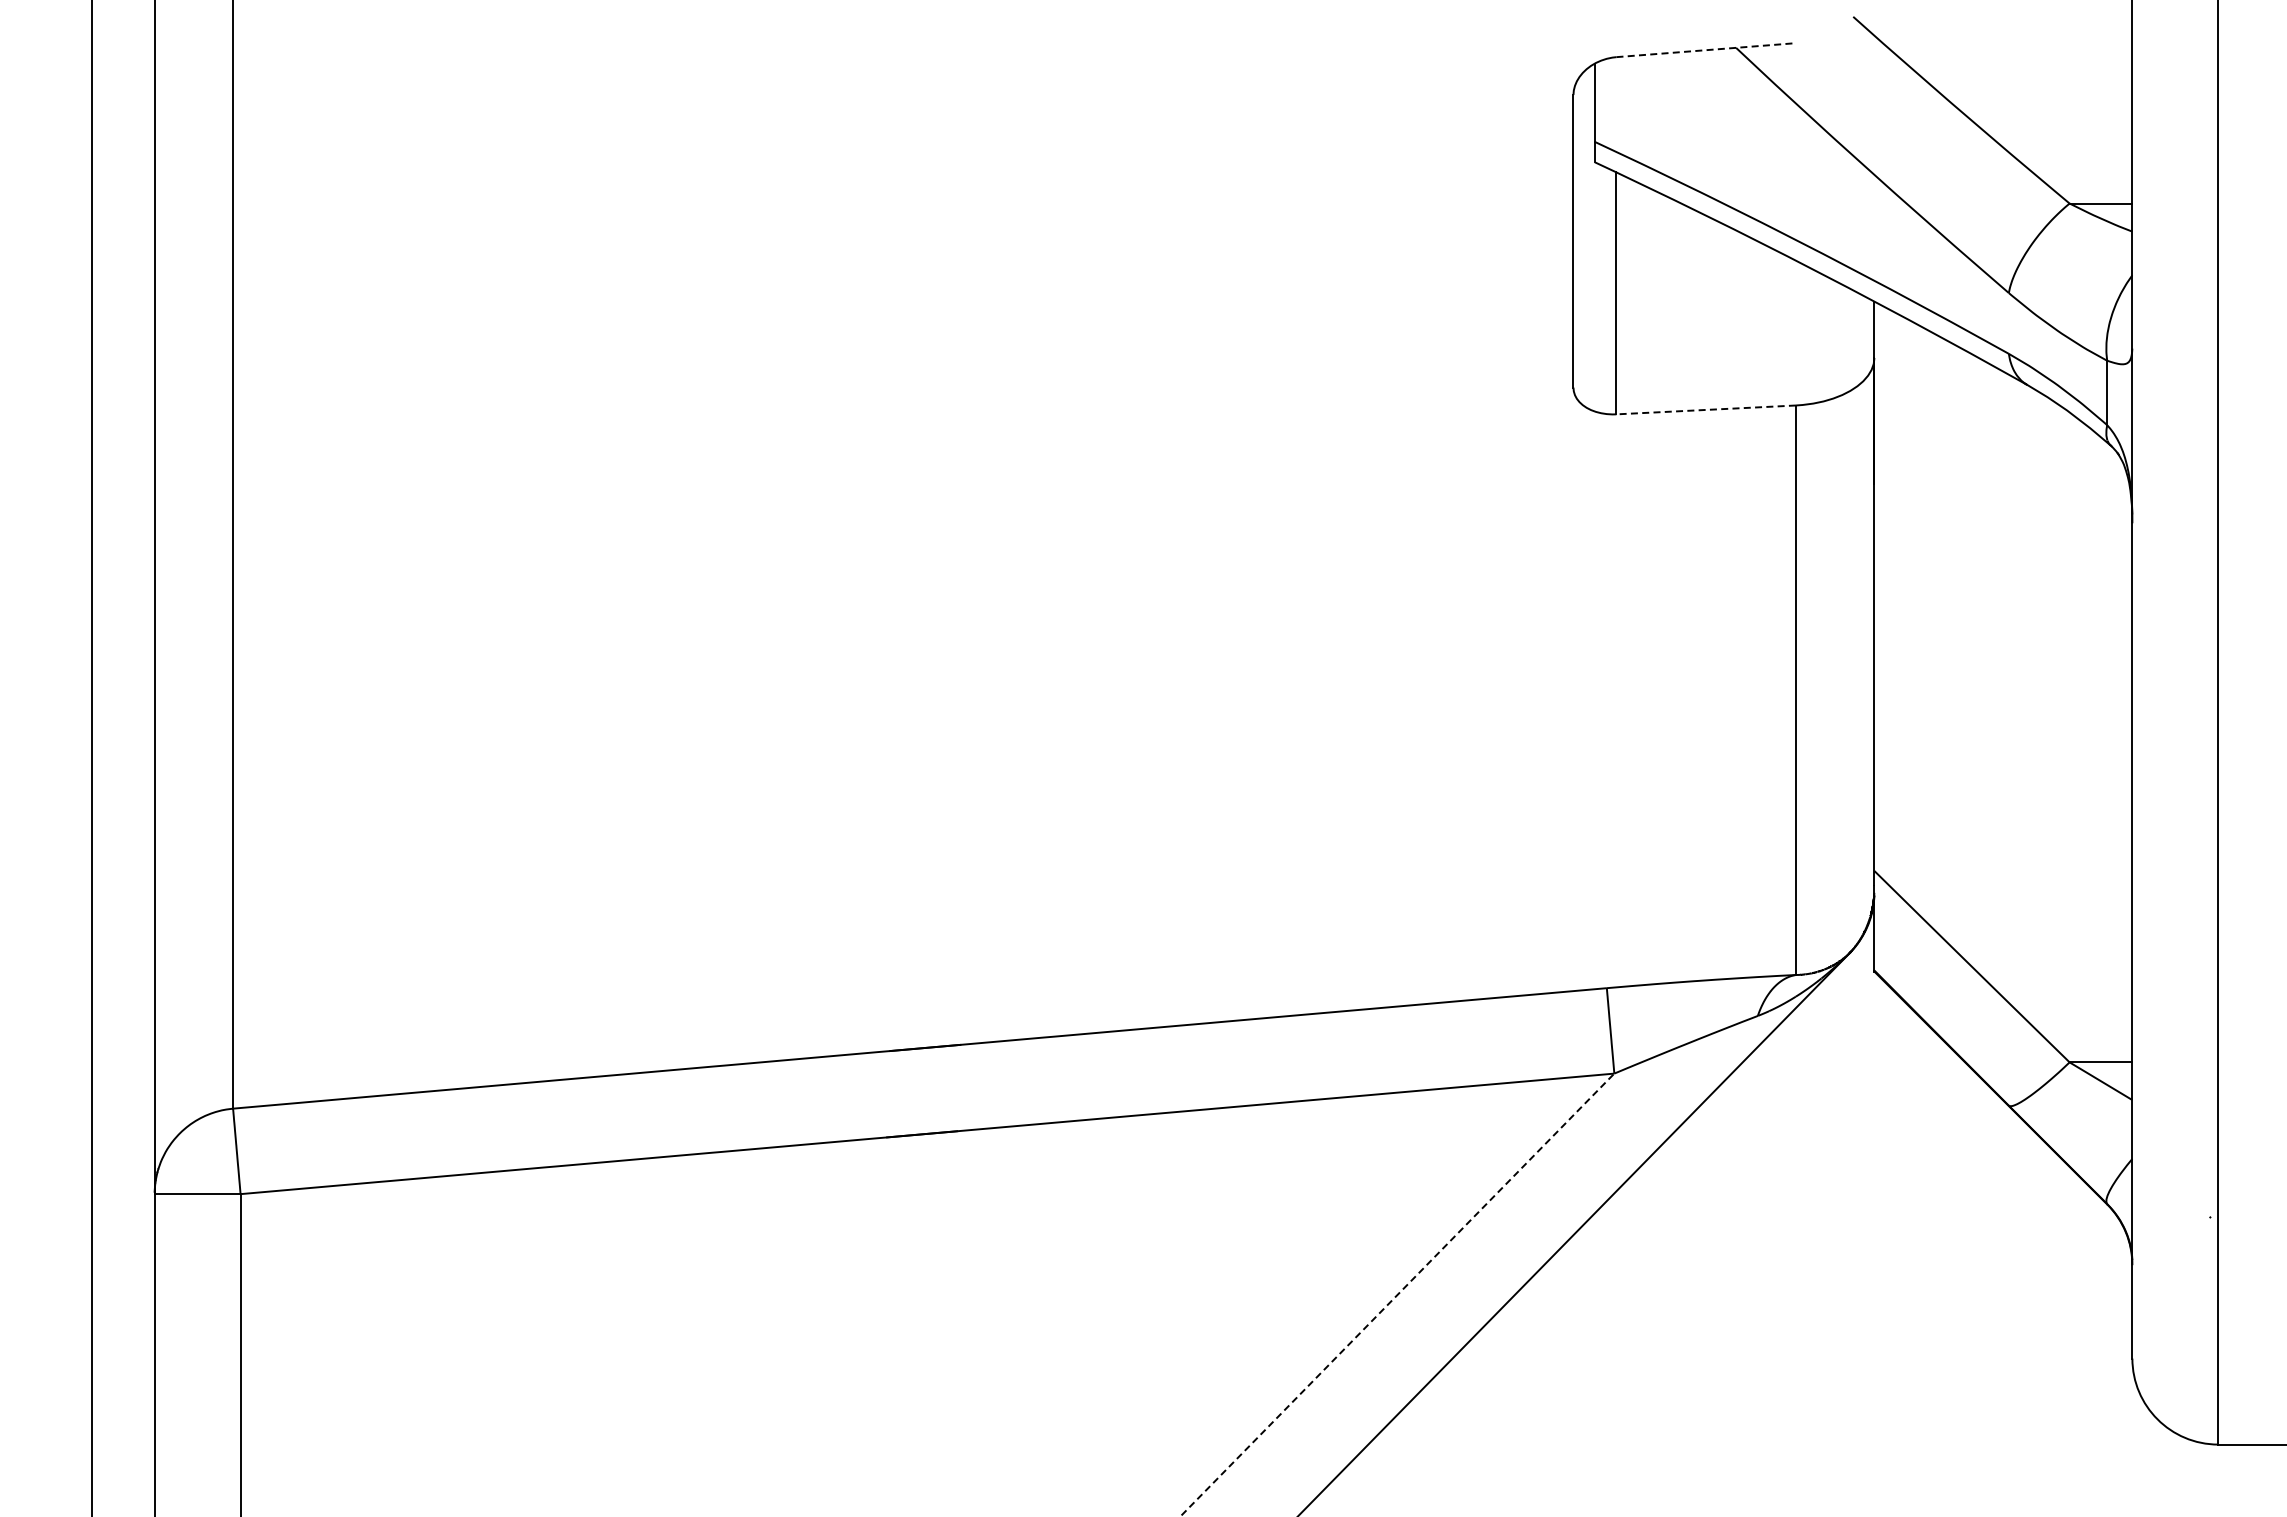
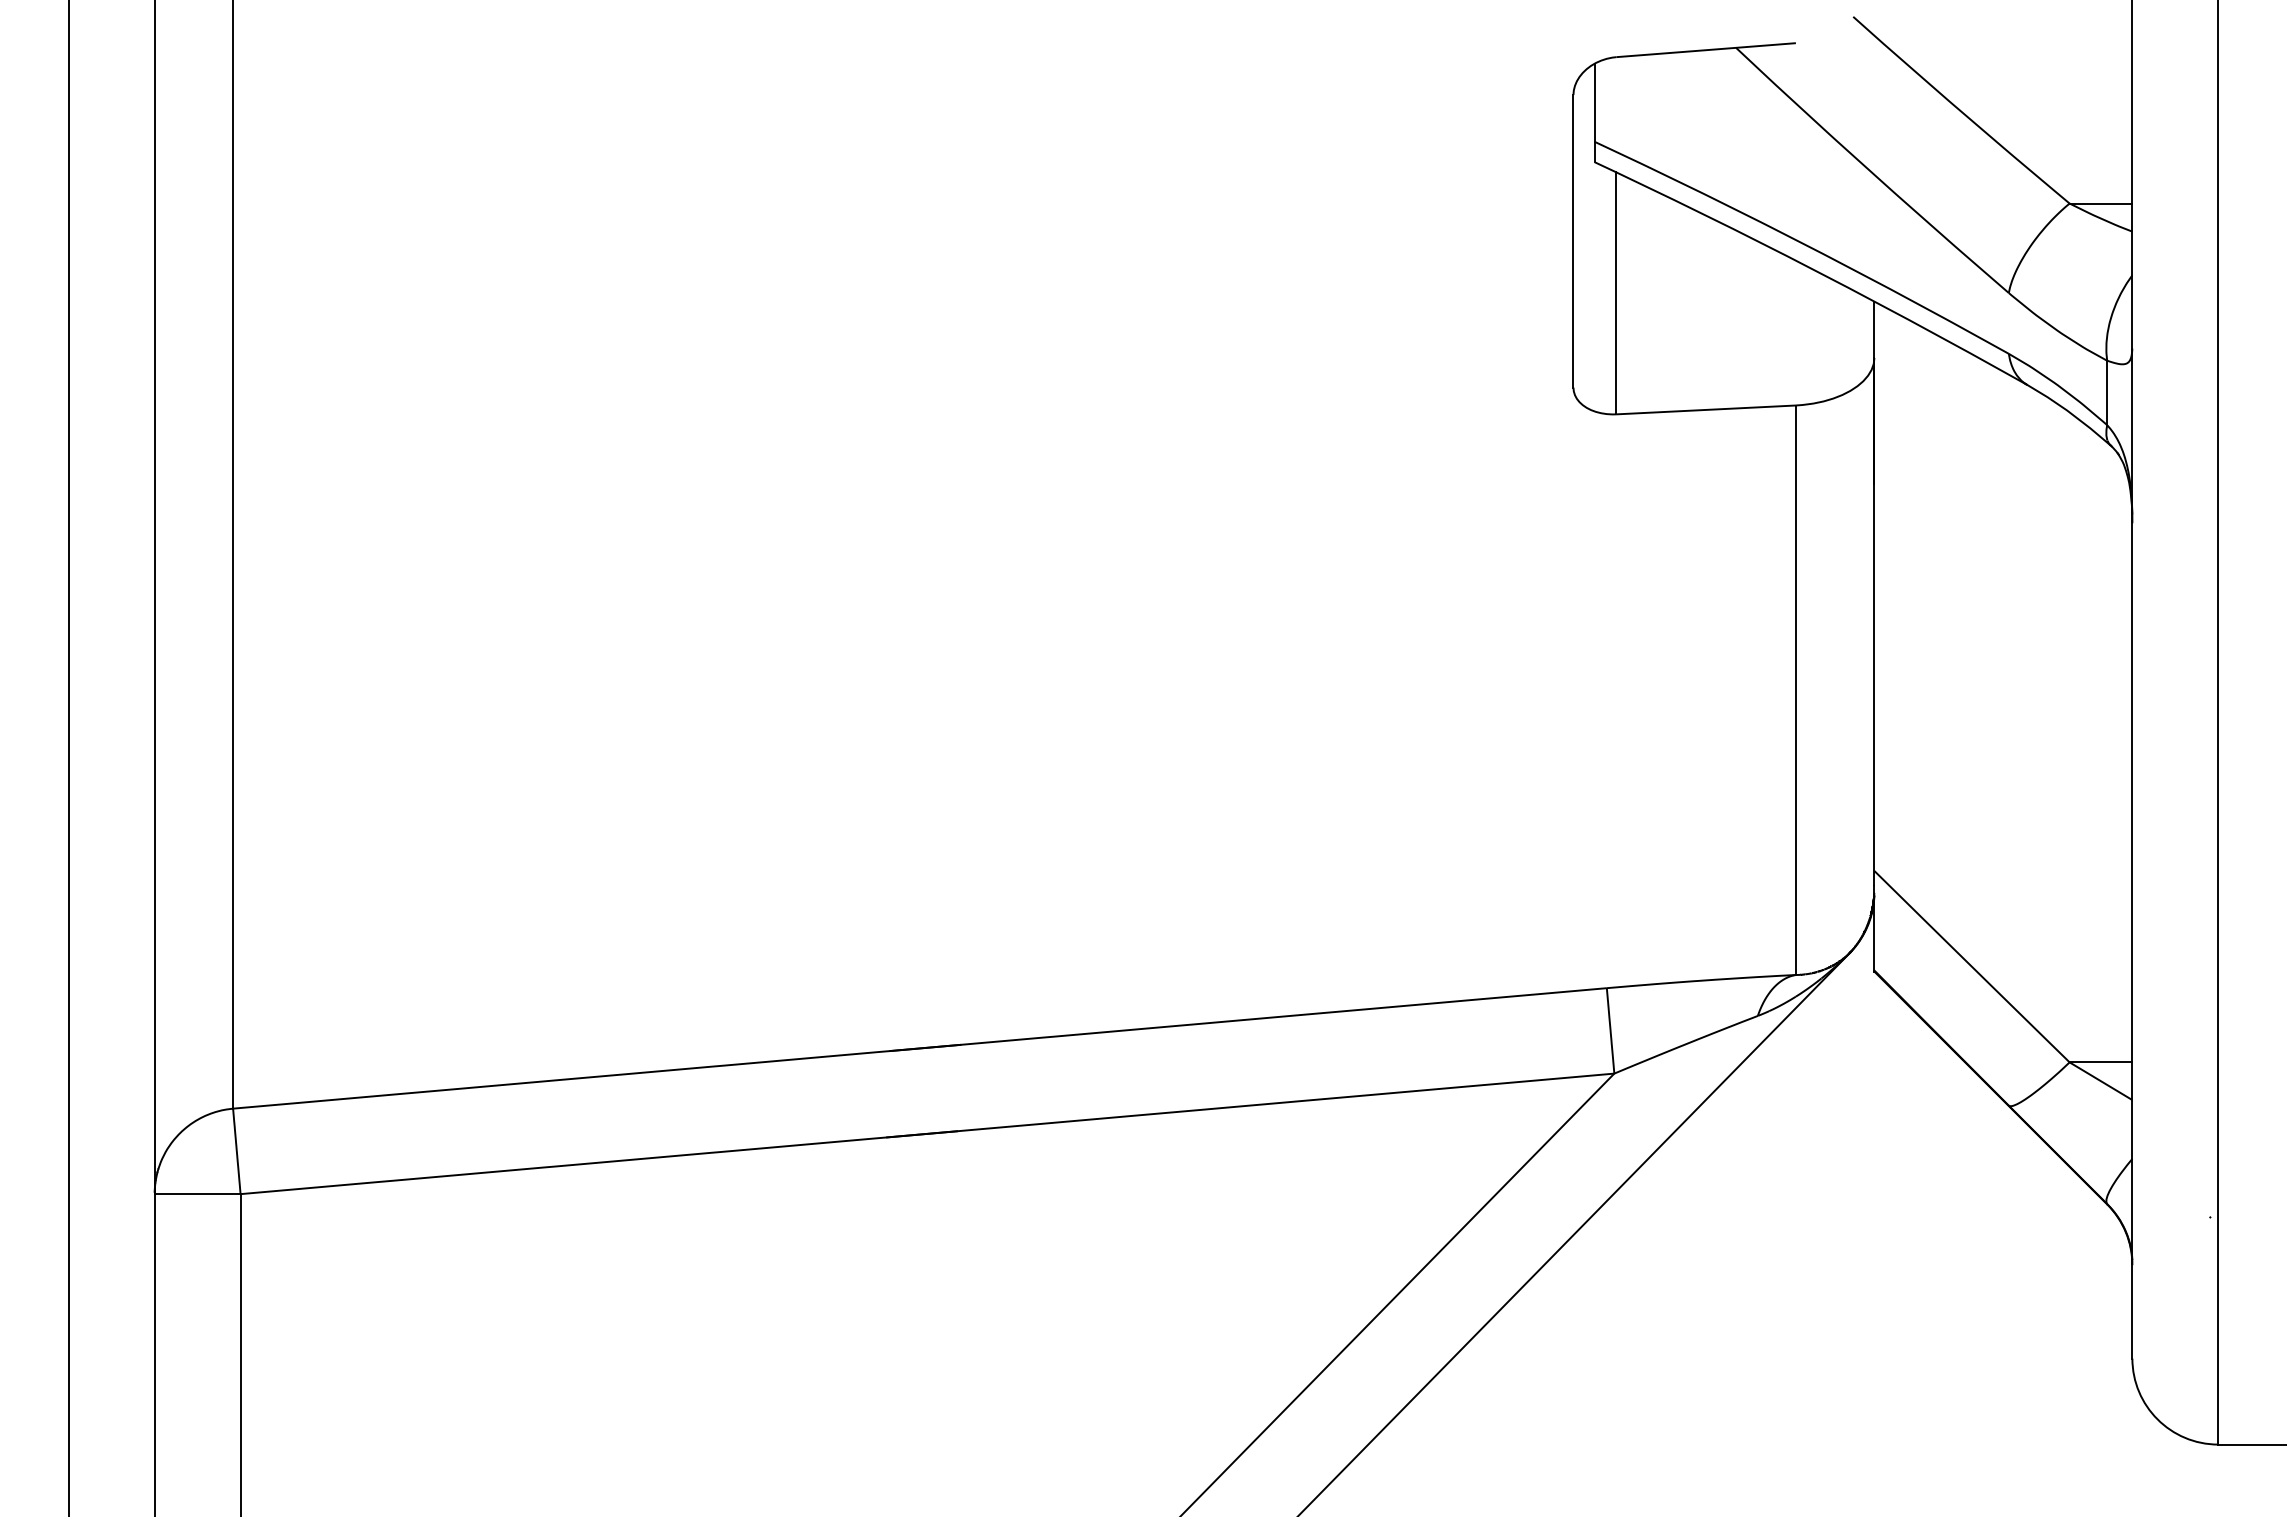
line: dashed -> solid (1706, 50)
line: dashed -> solid (1706, 409)
line position: (91, 757) -> (68, 757) (68, 757)
line: dashed -> solid (1397, 1294)
